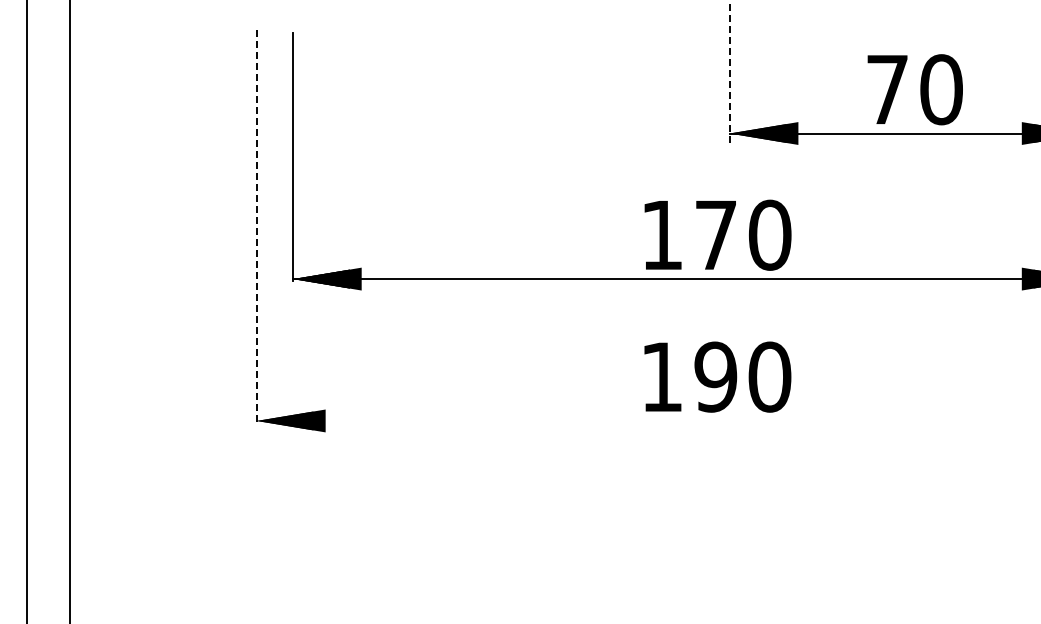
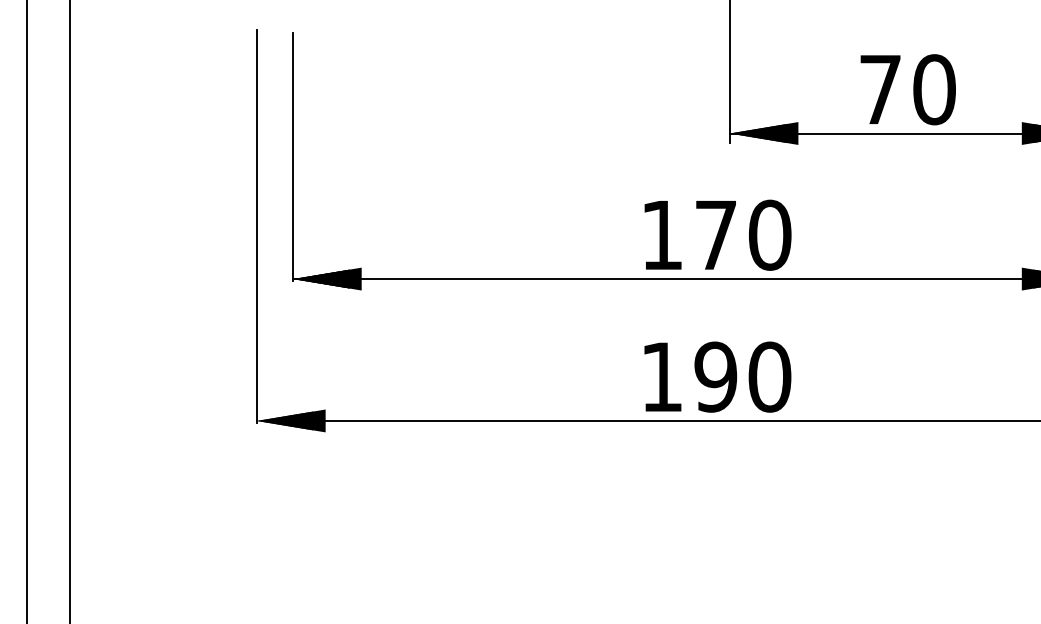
line: dashed -> solid (729, 72)
text position: (914, 89) -> (907, 89) (907, 89)
line: dashed -> solid (256, 226)
line: none -> present (652, 420)
